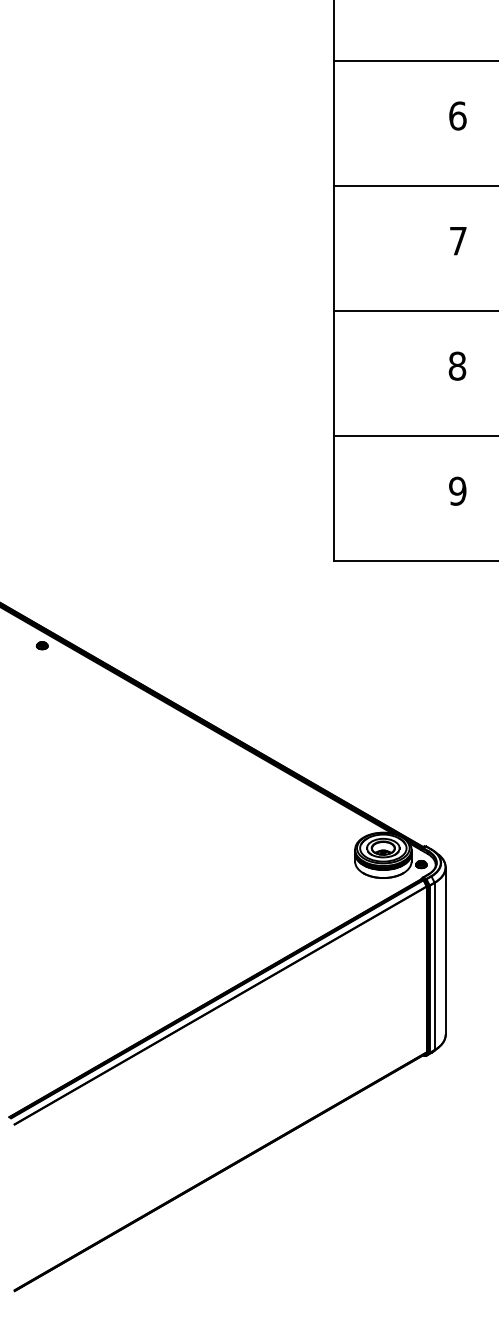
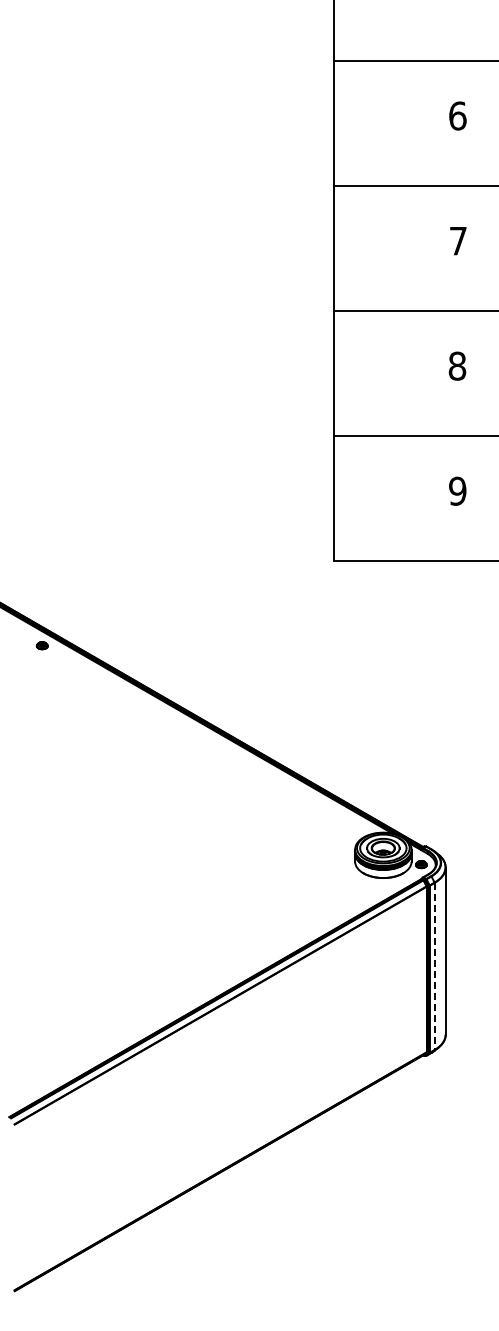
line: solid -> dashed (434, 966)
